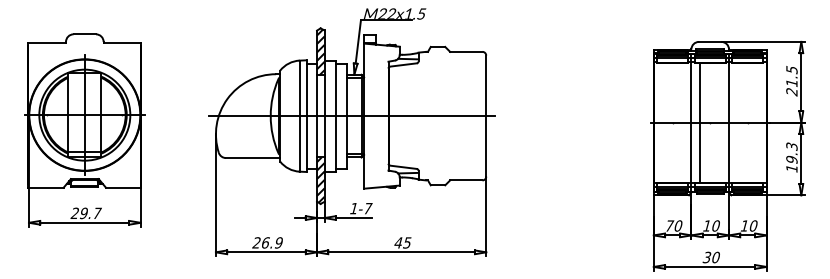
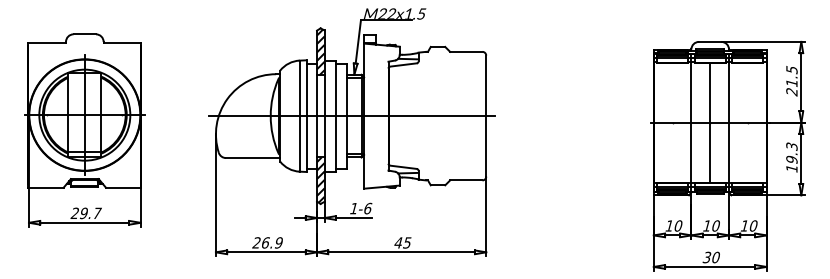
line position: (700, 122) -> (710, 122) (710, 122)
text: 1-7 -> 1-6 (368, 208)
text: 70 -> 10 (669, 225)
